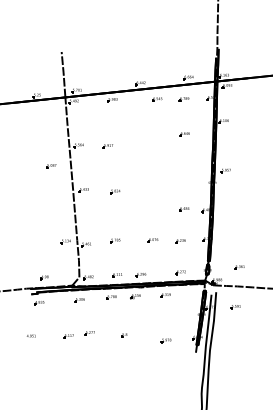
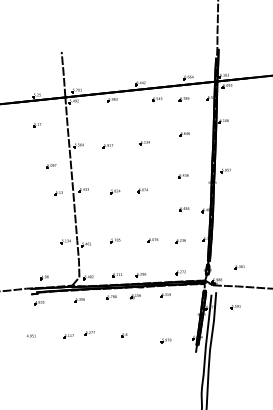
part: none -> present (37, 125)
part: none -> present (144, 143)
part: none -> present (183, 176)
part: none -> present (142, 190)
part: none -> present (58, 193)
